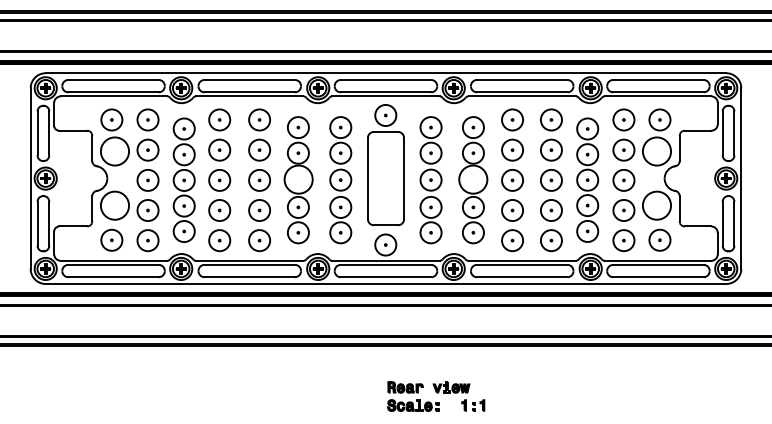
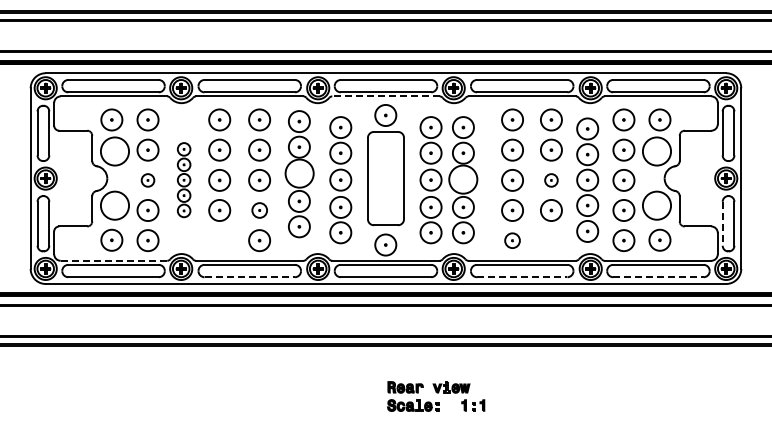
line: solid -> dashed (386, 96)
part size: 24x126 px -> 16x77 px (183, 180)
part size: 24x23 px -> 16x15 px (147, 180)
part position: (298, 180) -> (299, 174) (299, 174)
part position: (473, 180) -> (463, 180) (463, 180)
part size: 23x23 px -> 15x15 px (551, 180)
part size: 24x23 px -> 17x17 px (259, 210)
line: solid -> dashed (722, 223)
part: present -> none (219, 240)
part size: 23x24 px -> 17x17 px (512, 240)
part: present -> none (551, 240)
line: solid -> dashed (114, 260)
line: solid -> dashed (250, 277)
line: solid -> dashed (522, 277)
line: solid -> dashed (658, 277)
